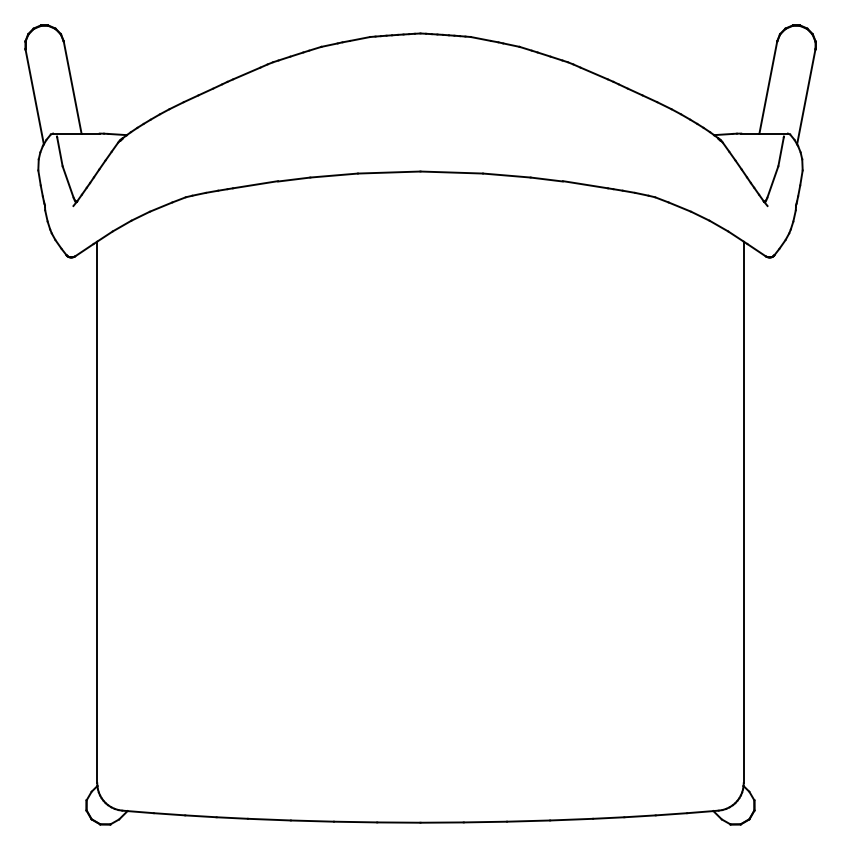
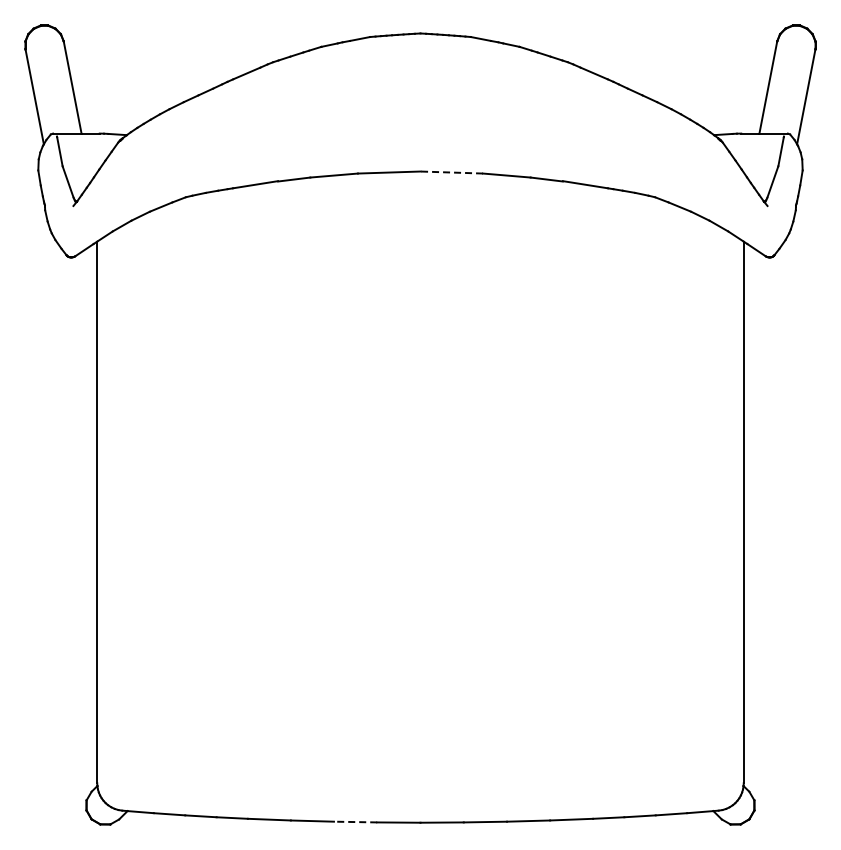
line: solid -> dashed (451, 172)
line: solid -> dashed (355, 822)
